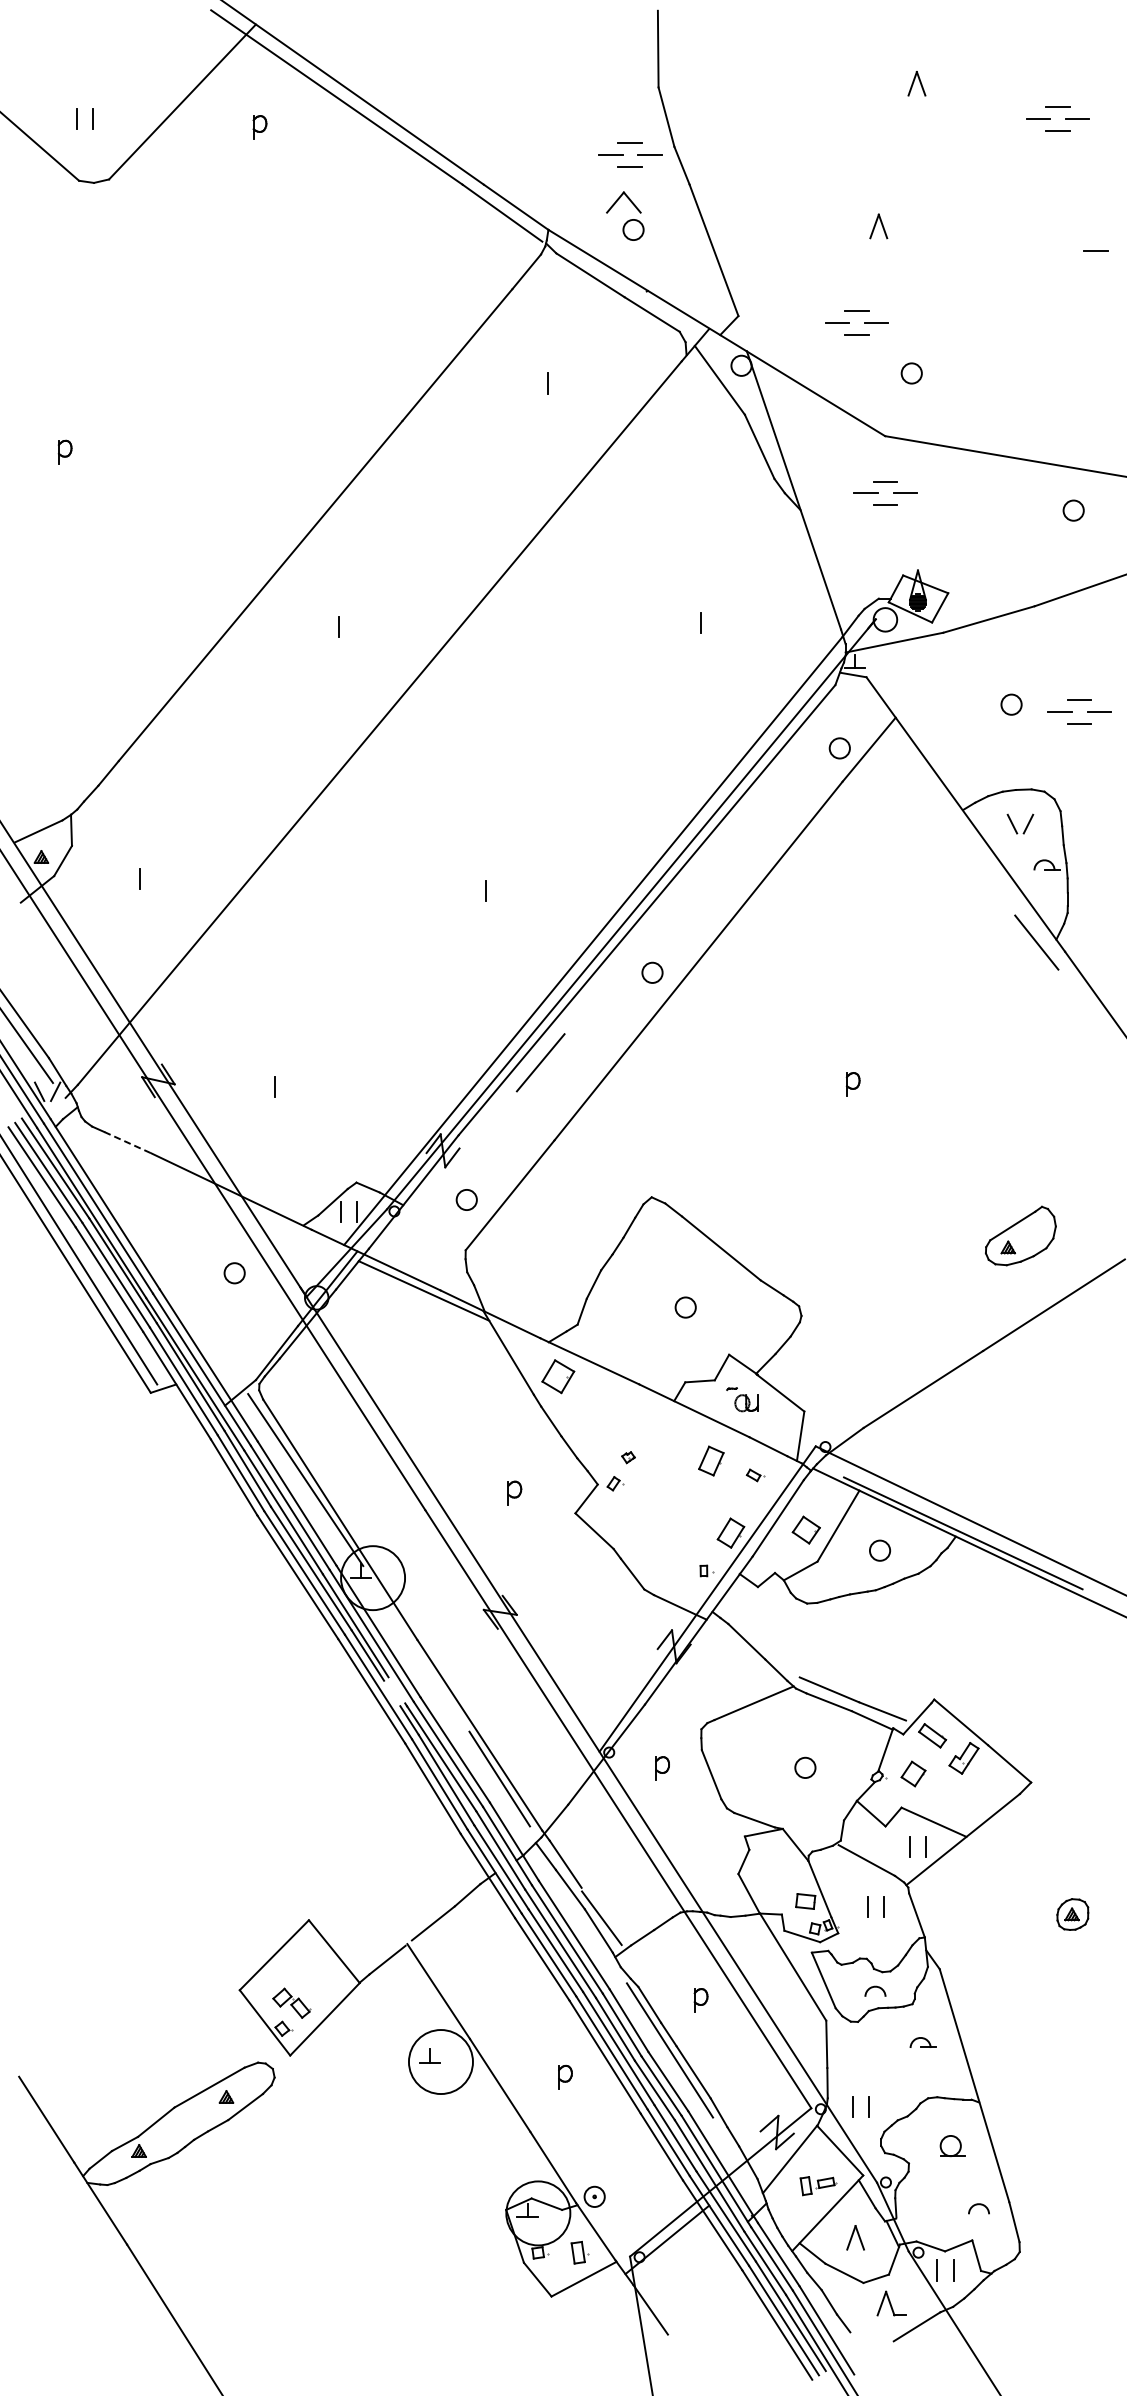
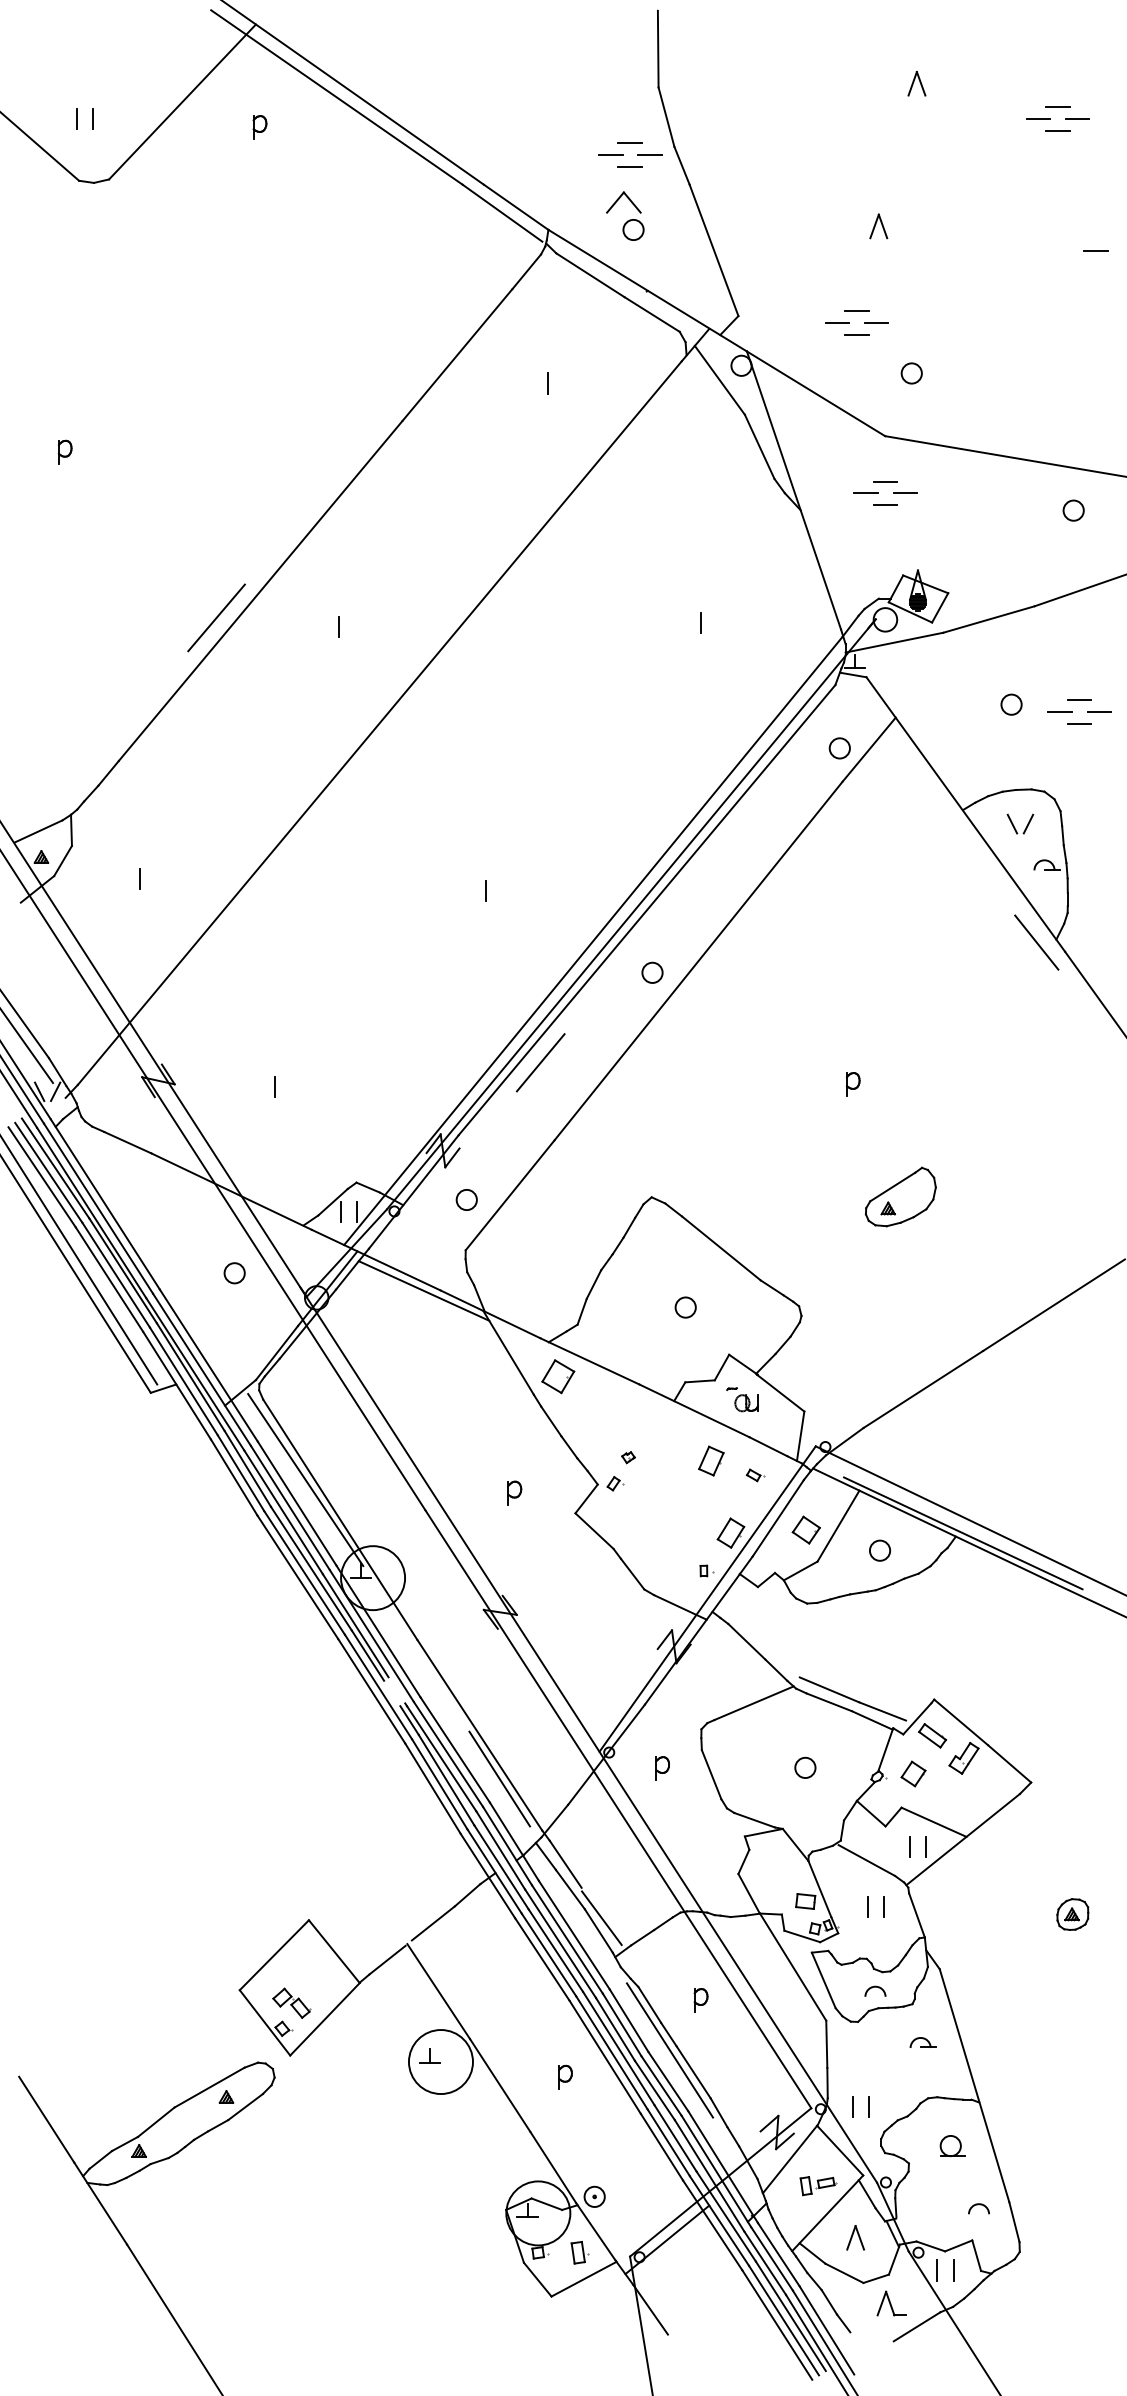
line: none -> present (216, 617)
line: dashed -> solid (127, 1142)
part position: (1020, 1235) -> (900, 1196) (900, 1196)
